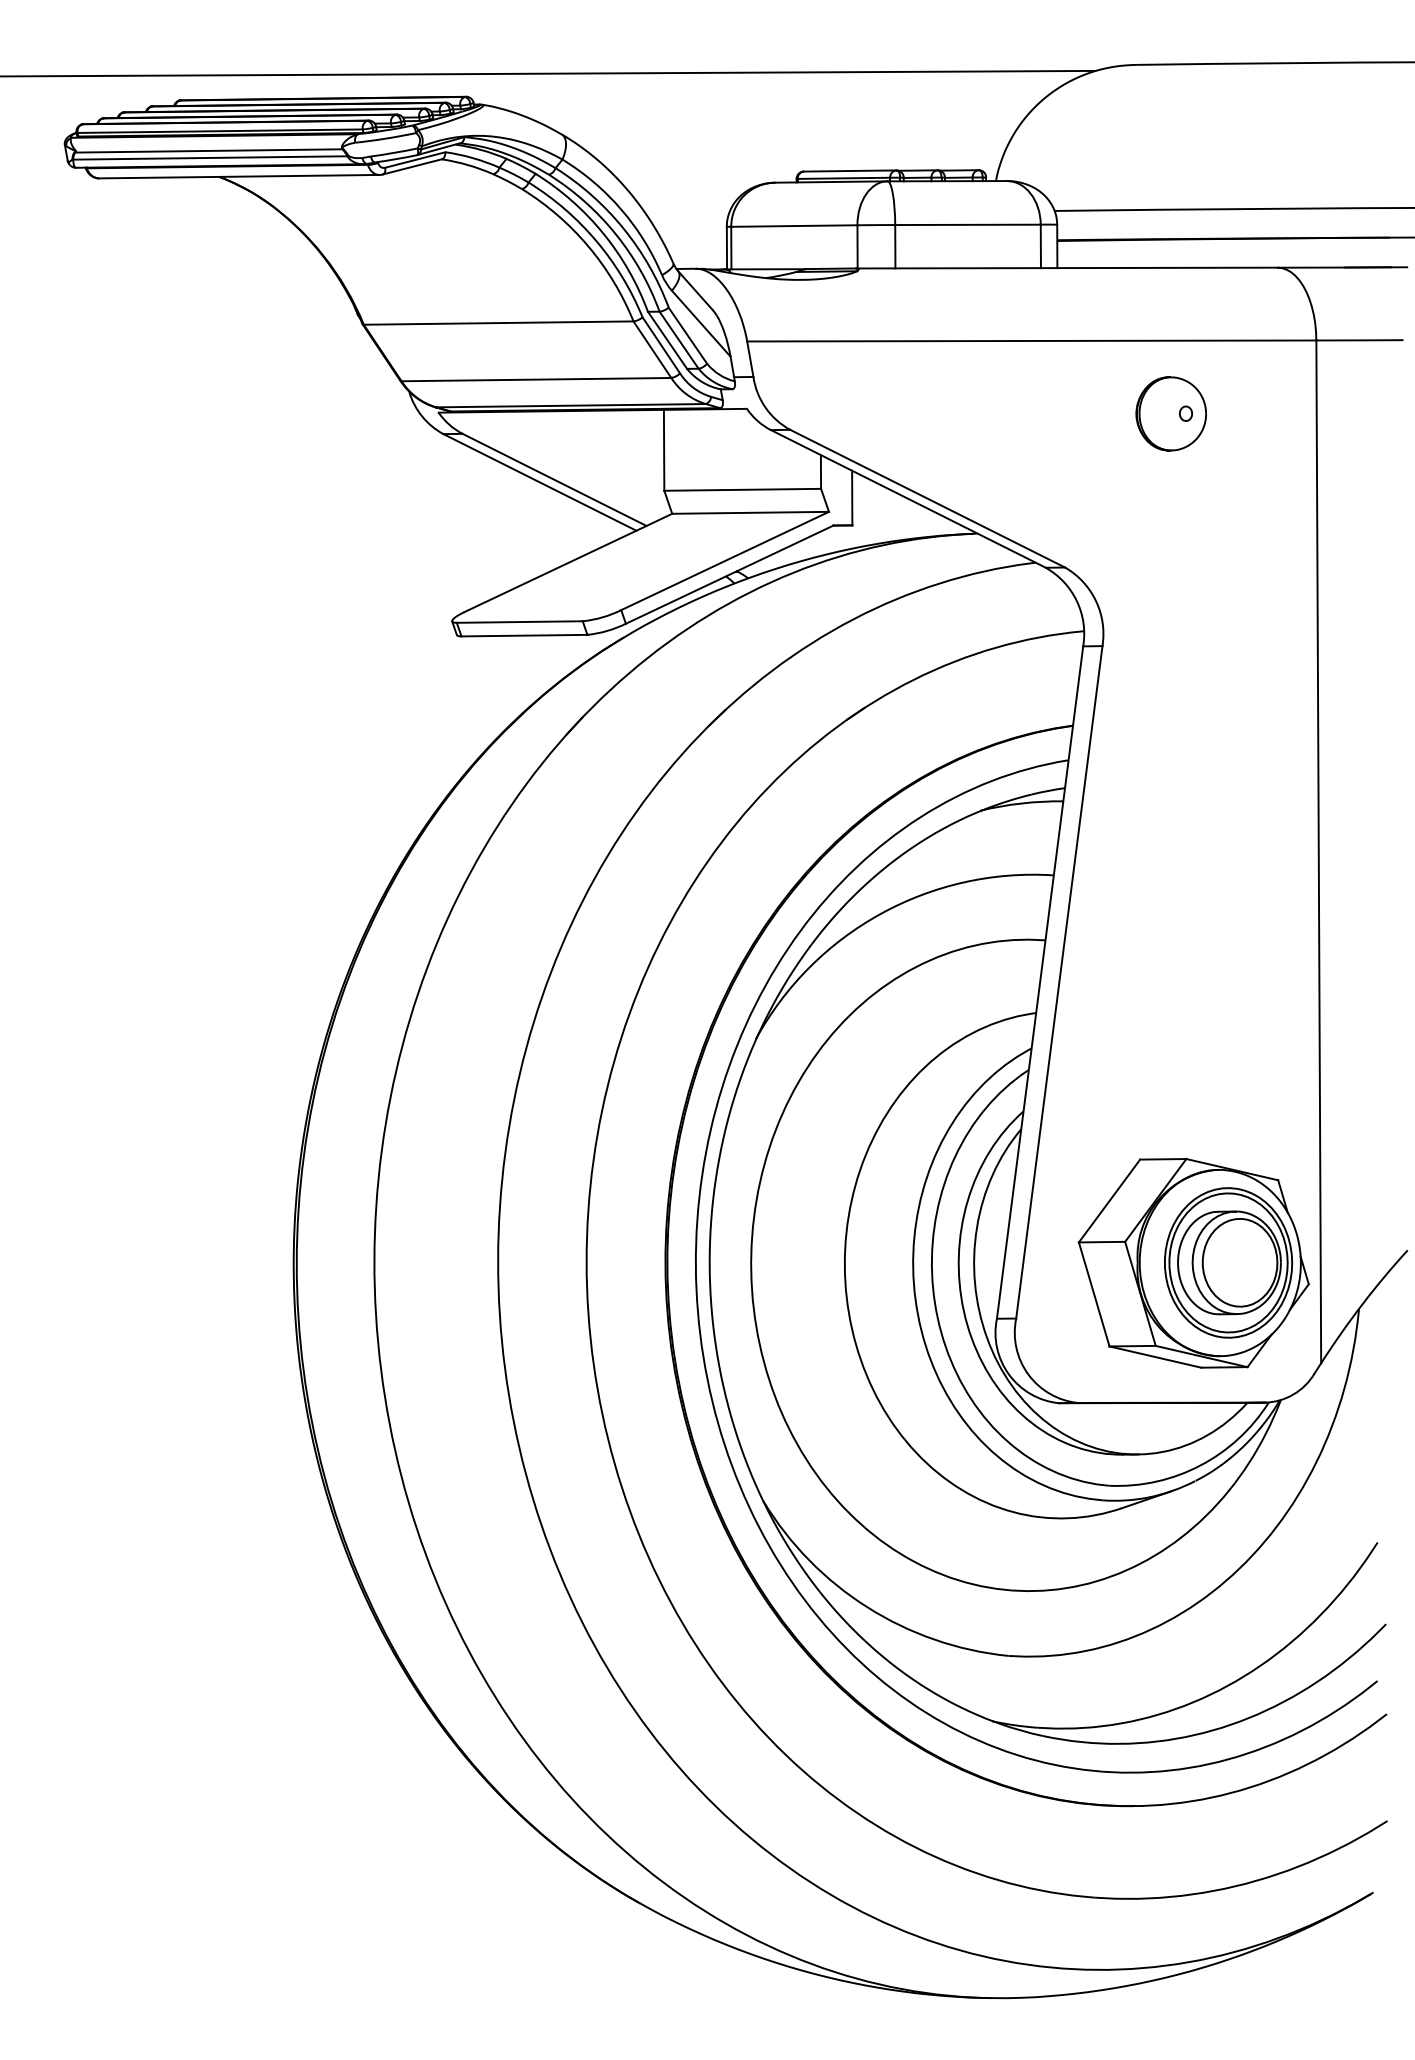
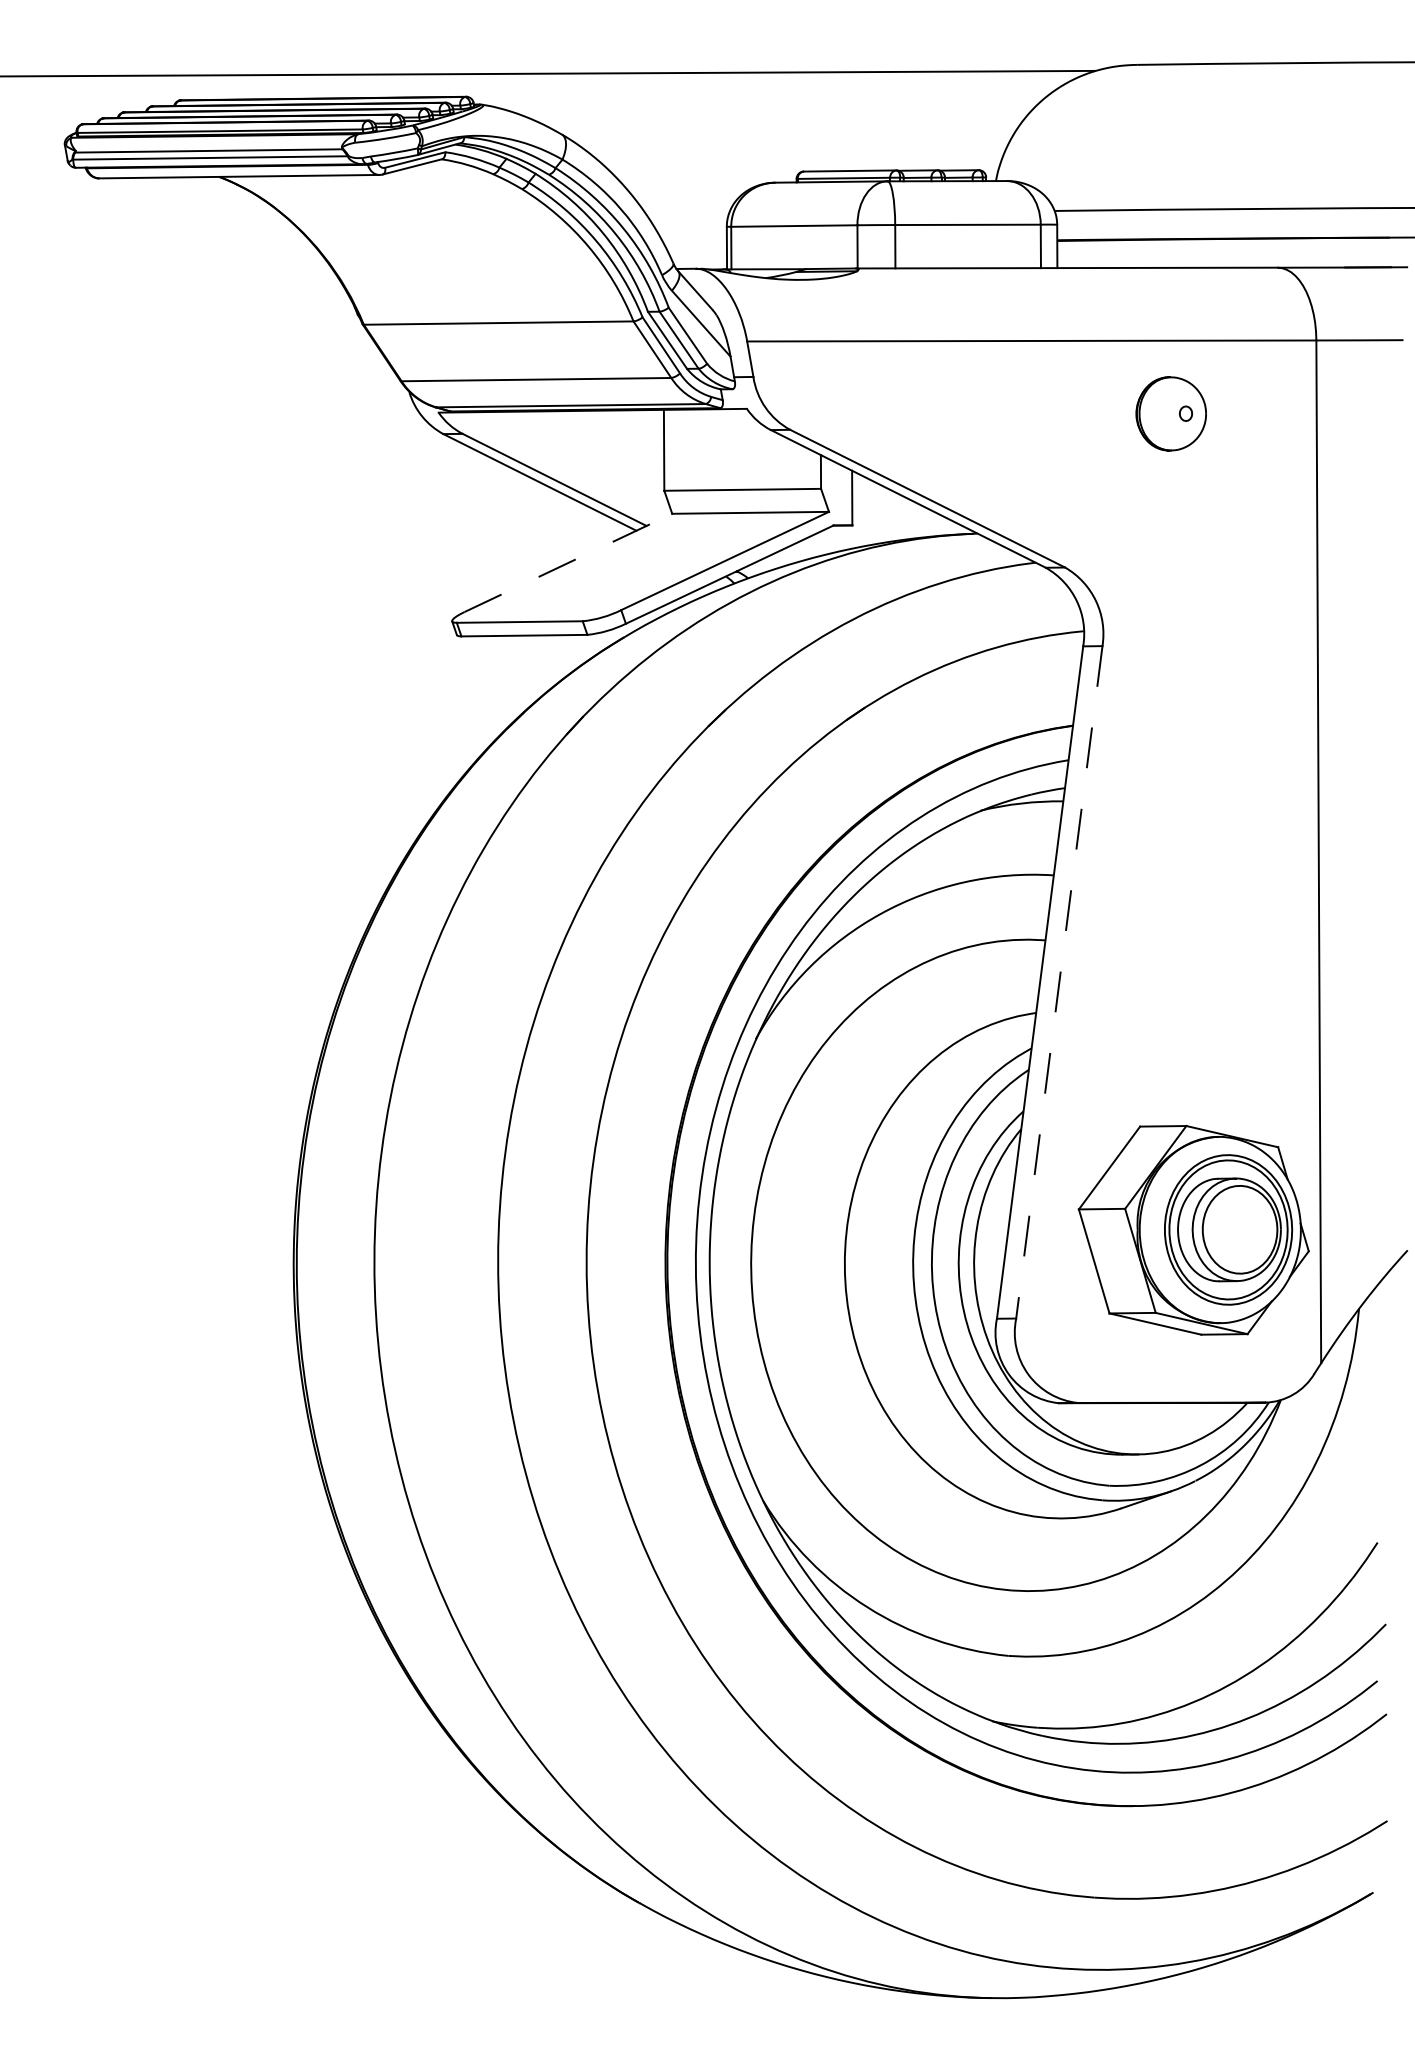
line: solid -> dashed (568, 562)
line: solid -> dashed (1059, 982)
part position: (1193, 1263) -> (1193, 1230) (1193, 1230)
